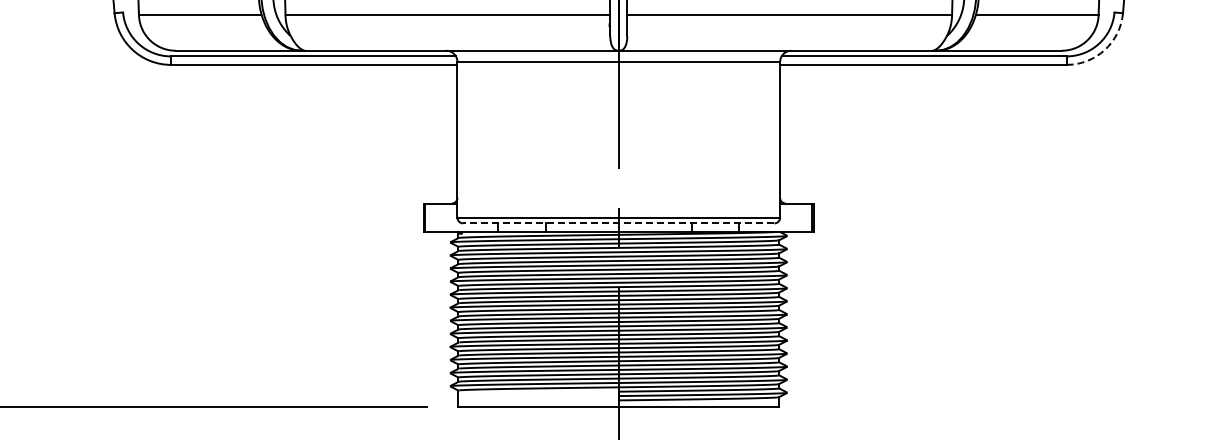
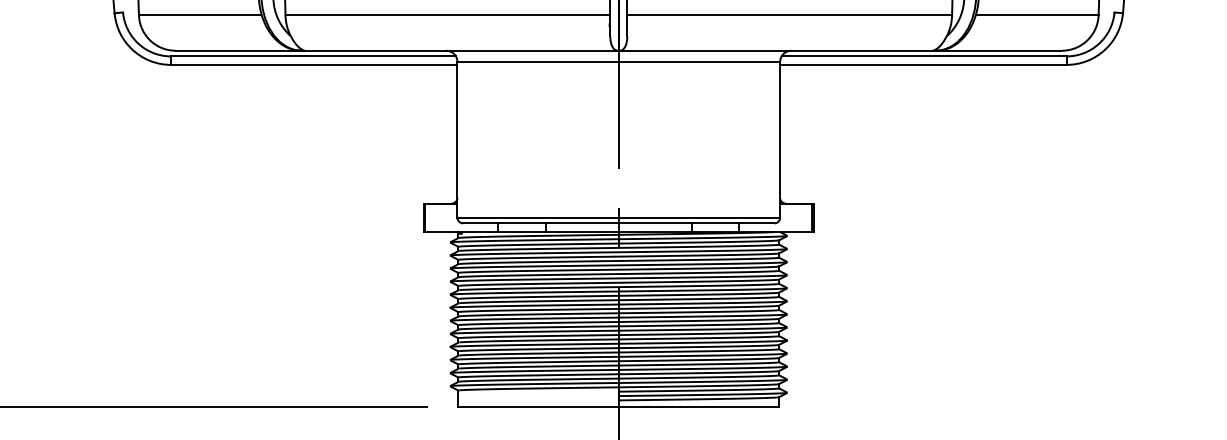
arc: dashed -> solid (1104, 50)
line: dashed -> solid (618, 223)
